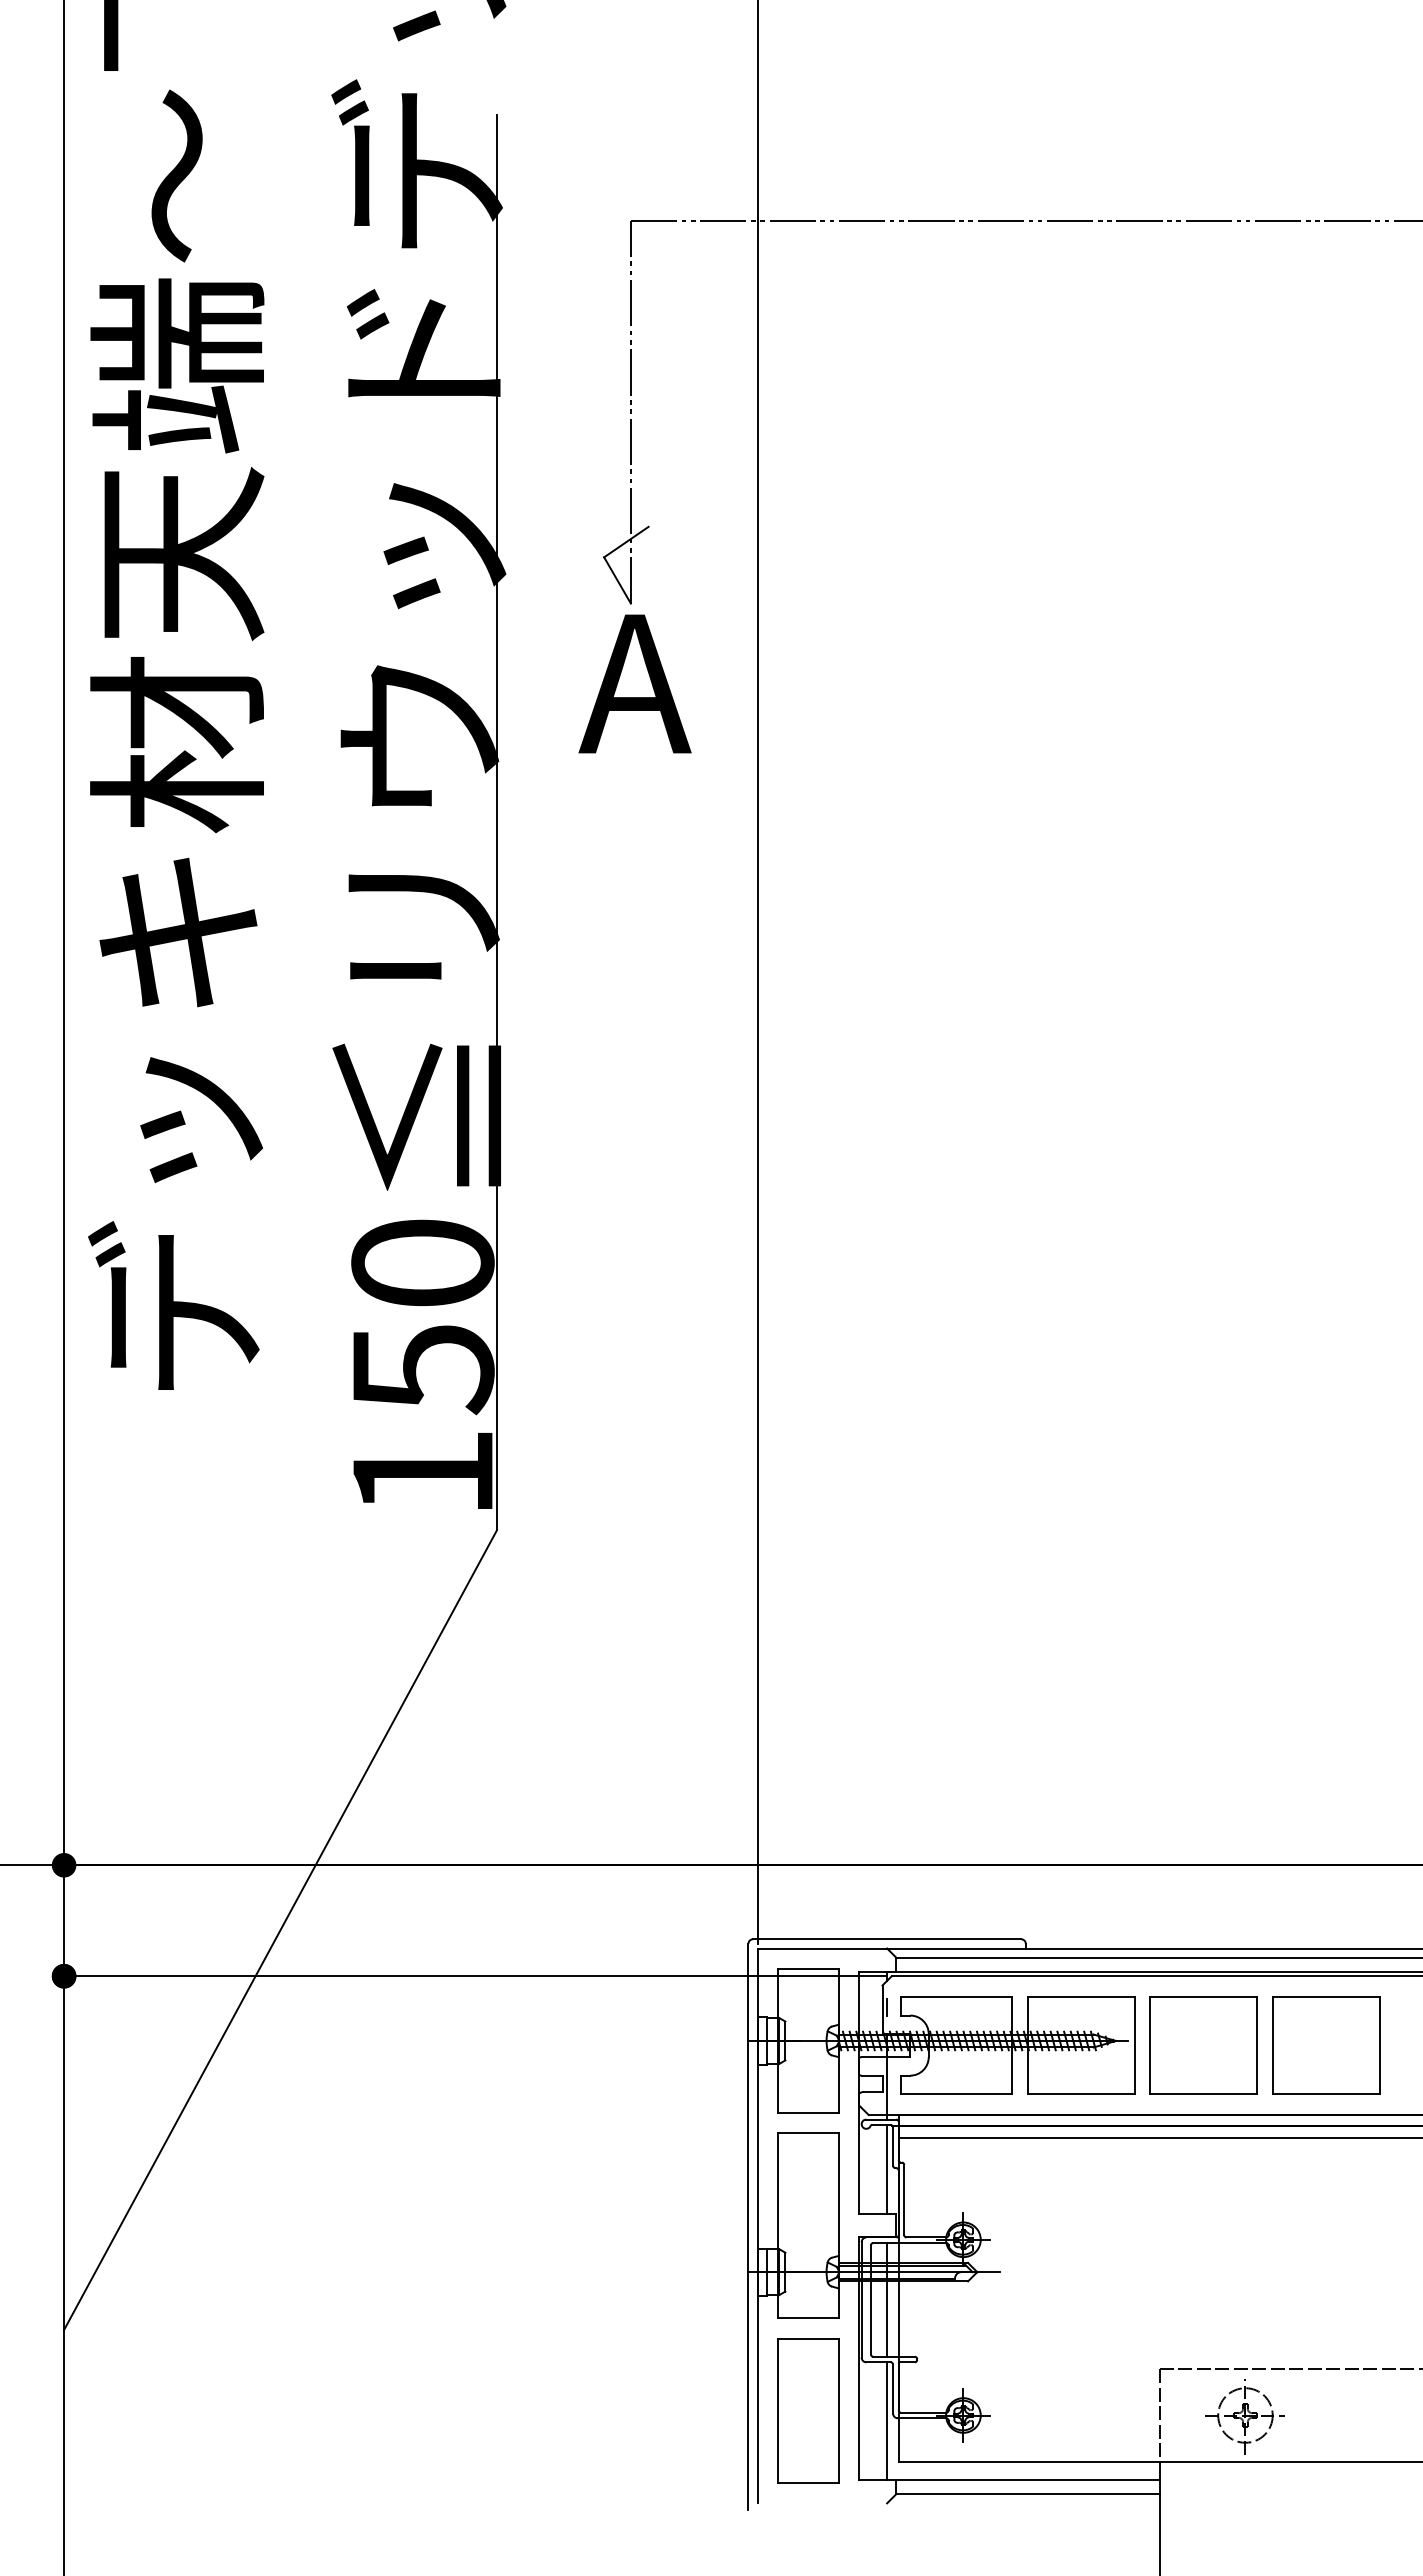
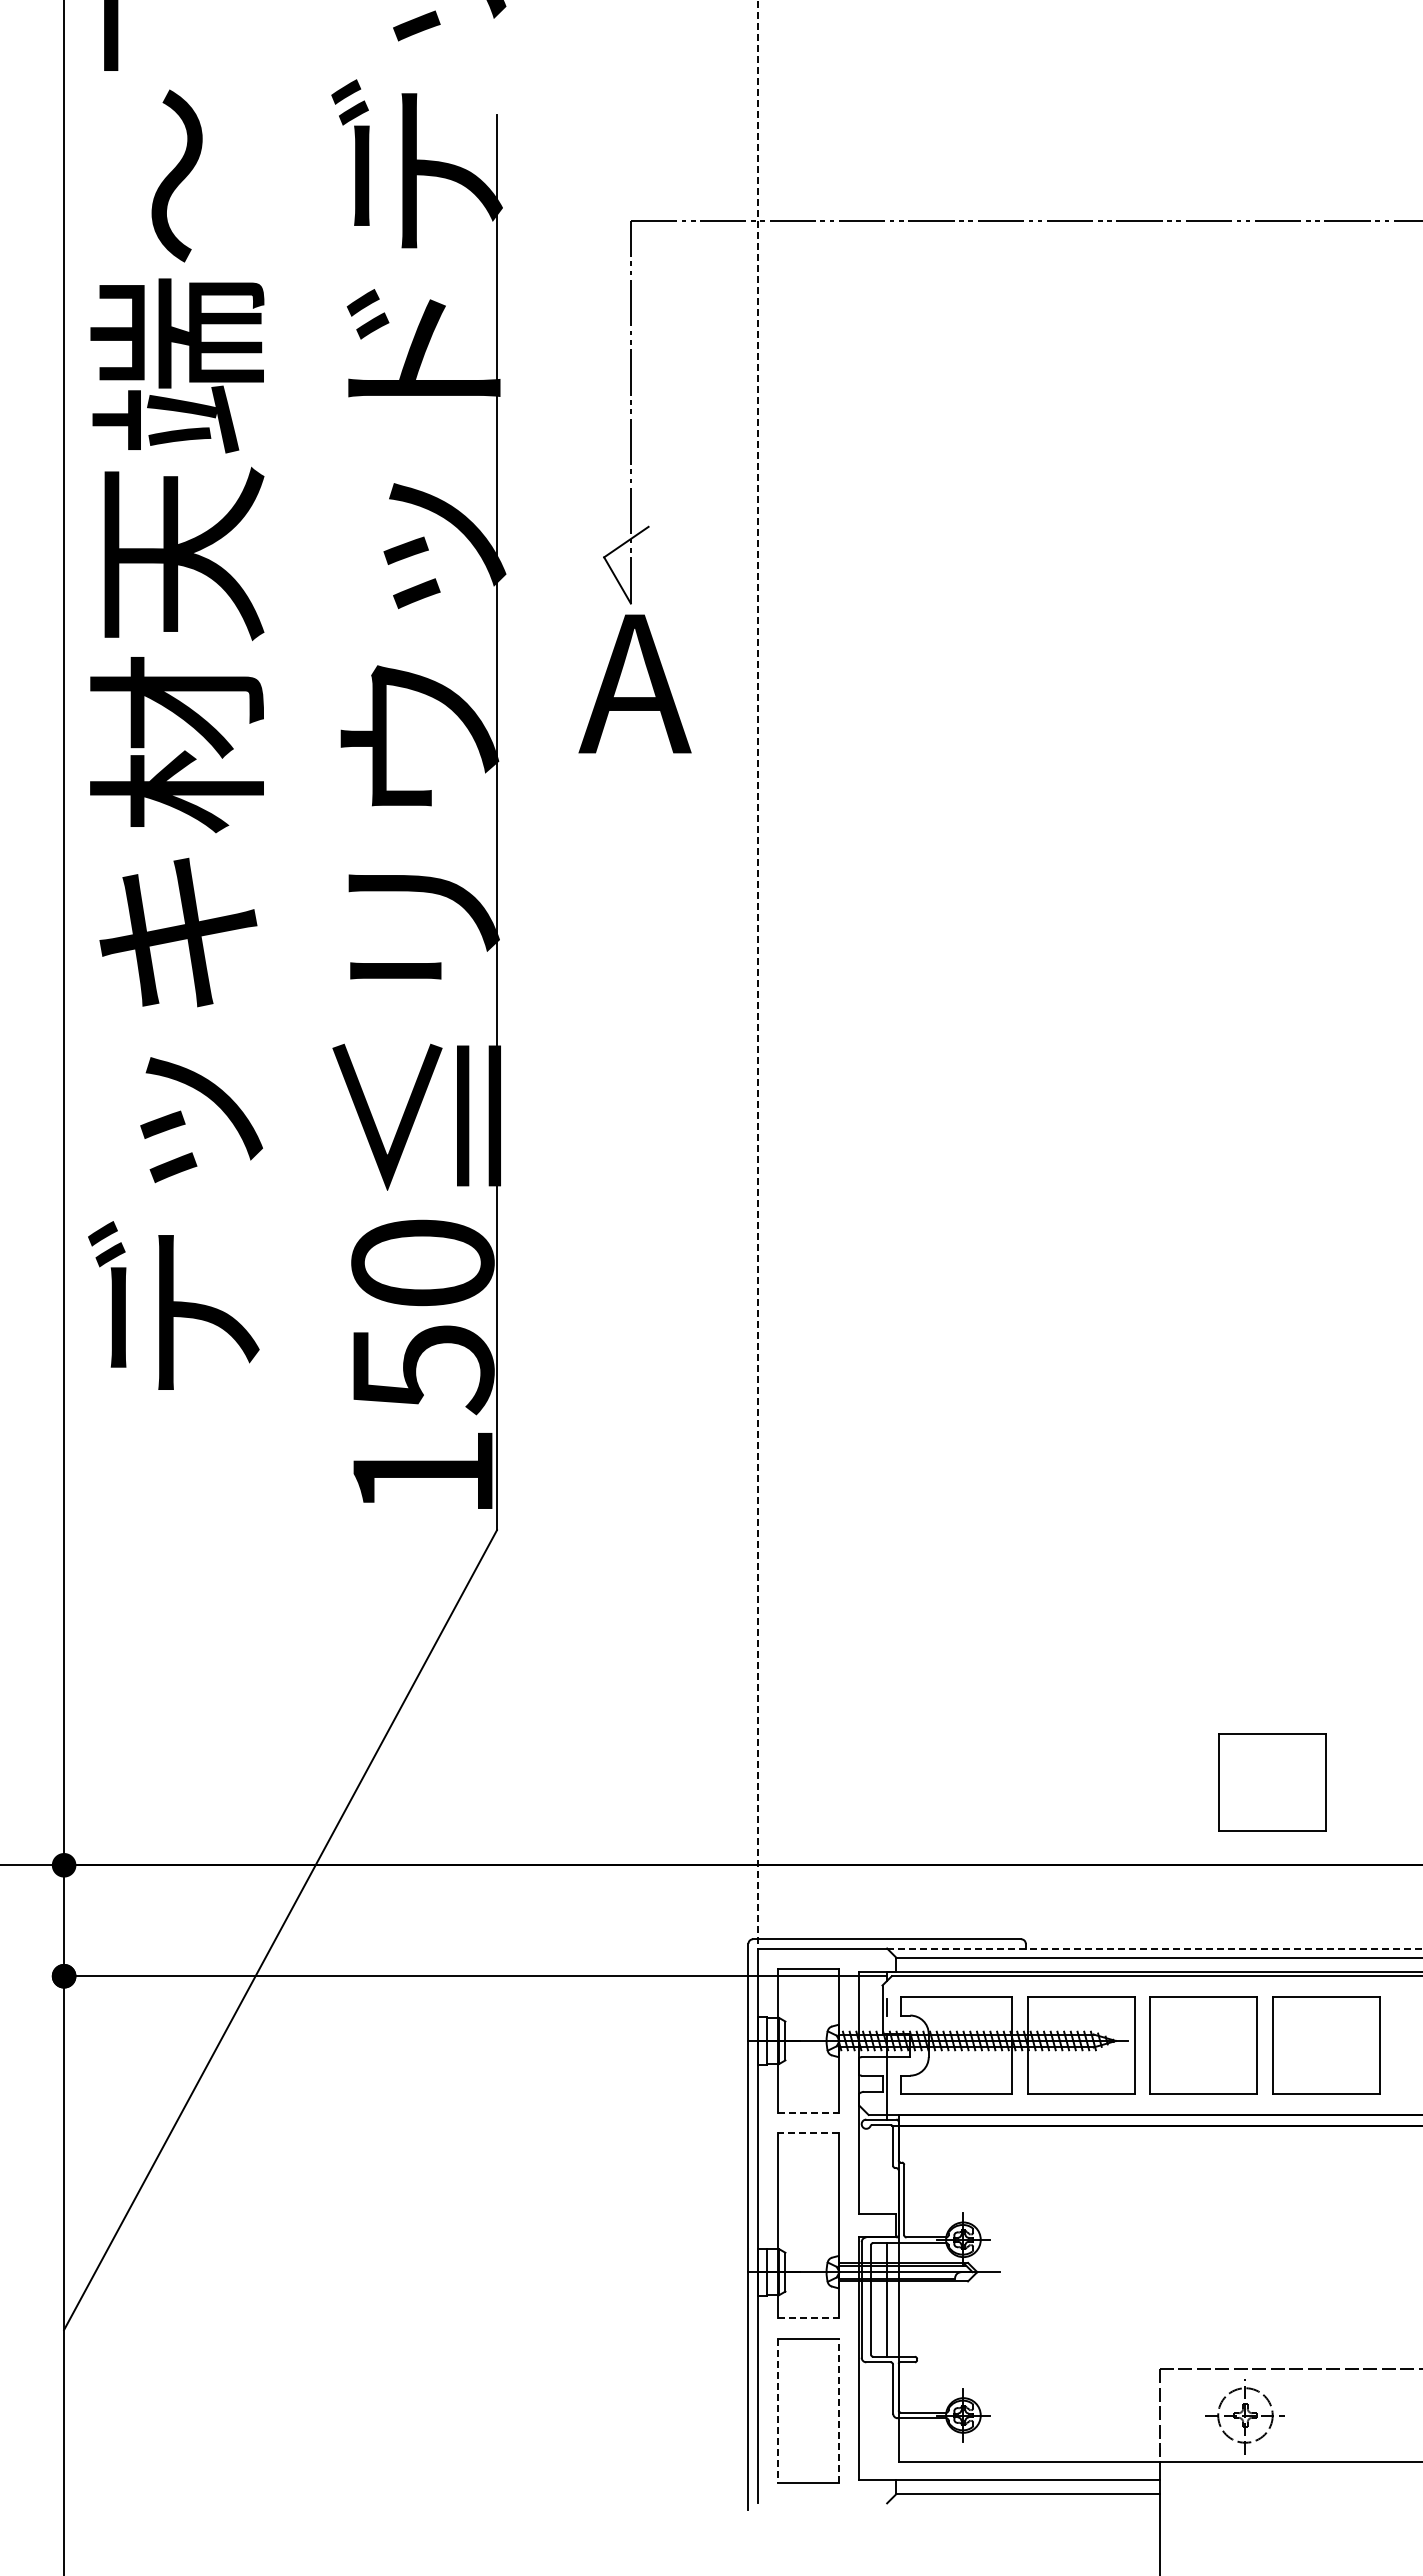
line: solid -> dashed (757, 972)
part: none -> present (1272, 1782)
line: solid -> dashed (1155, 1948)
line: solid -> dashed (809, 2112)
line: solid -> dashed (808, 2133)
line: present -> none (1158, 2138)
line: present -> none (887, 2169)
line: solid -> dashed (809, 2318)
line: solid -> dashed (778, 2410)
line: solid -> dashed (838, 2410)
line: present -> none (887, 2421)
